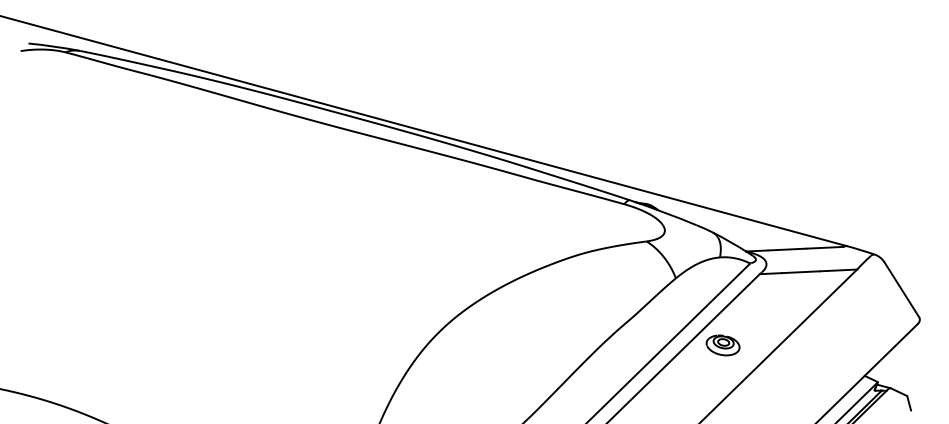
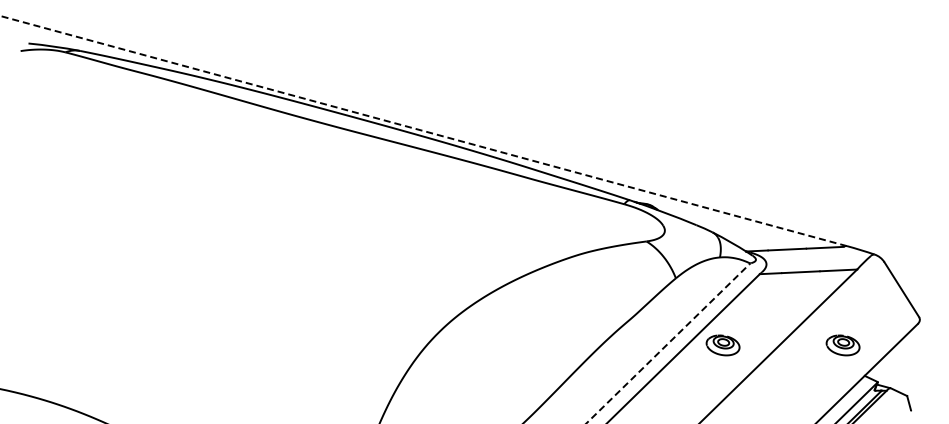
line: solid -> dashed (423, 130)
line: solid -> dashed (667, 344)
part: none -> present (842, 345)
